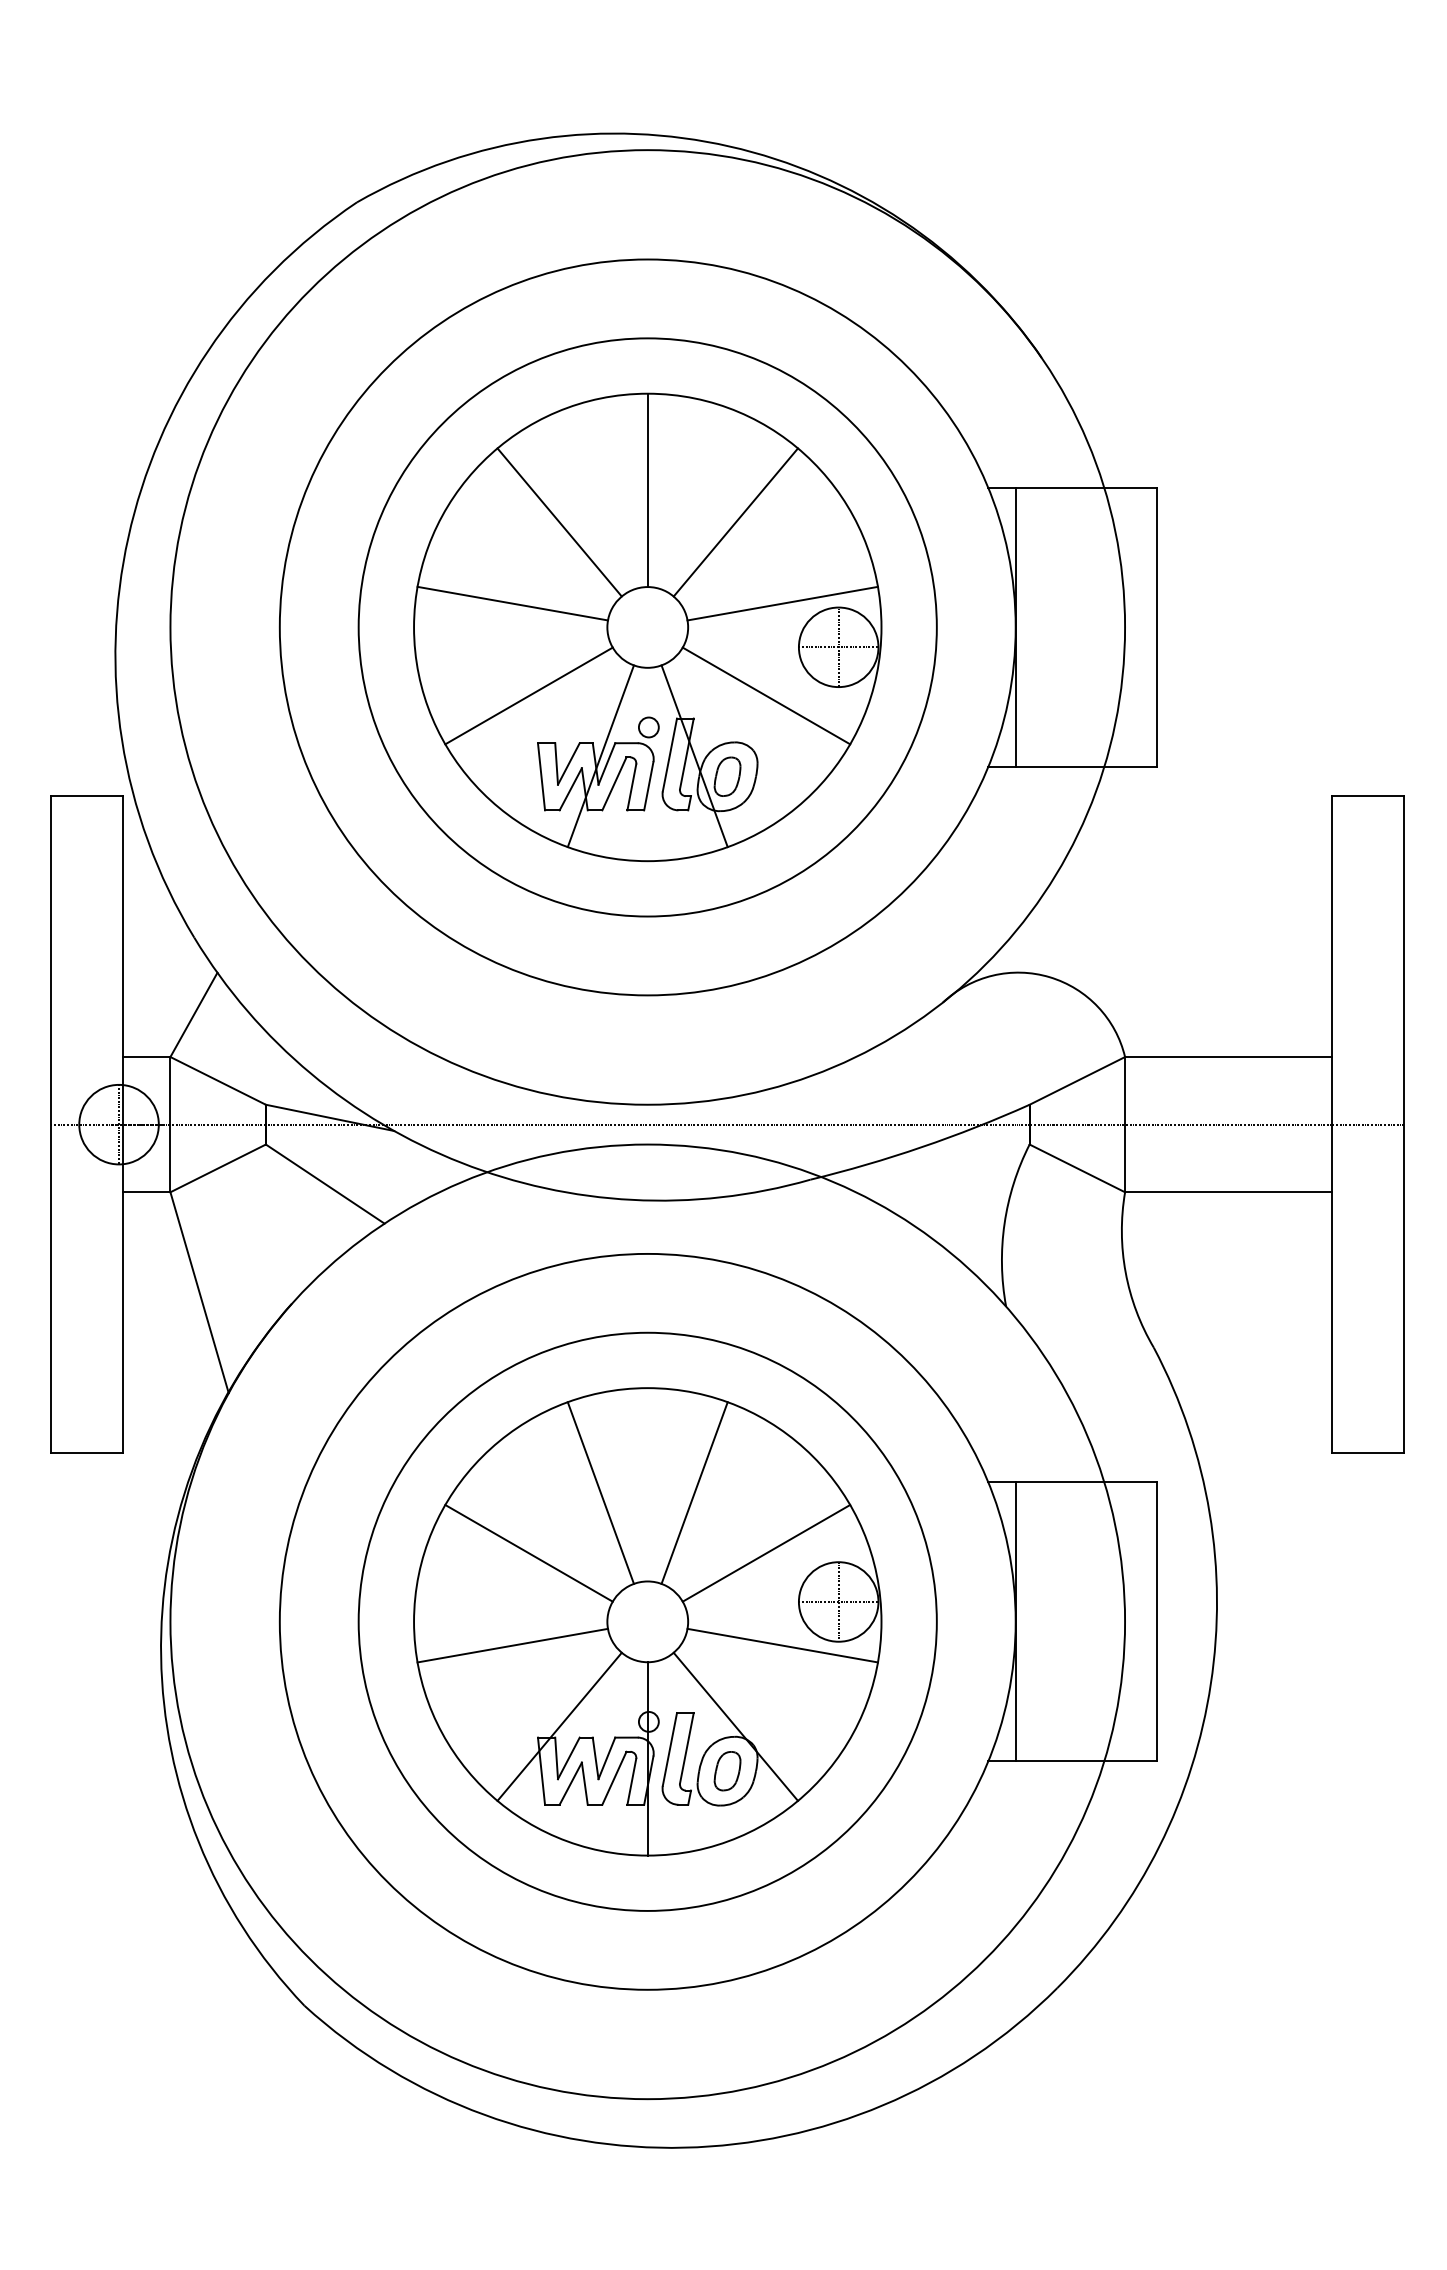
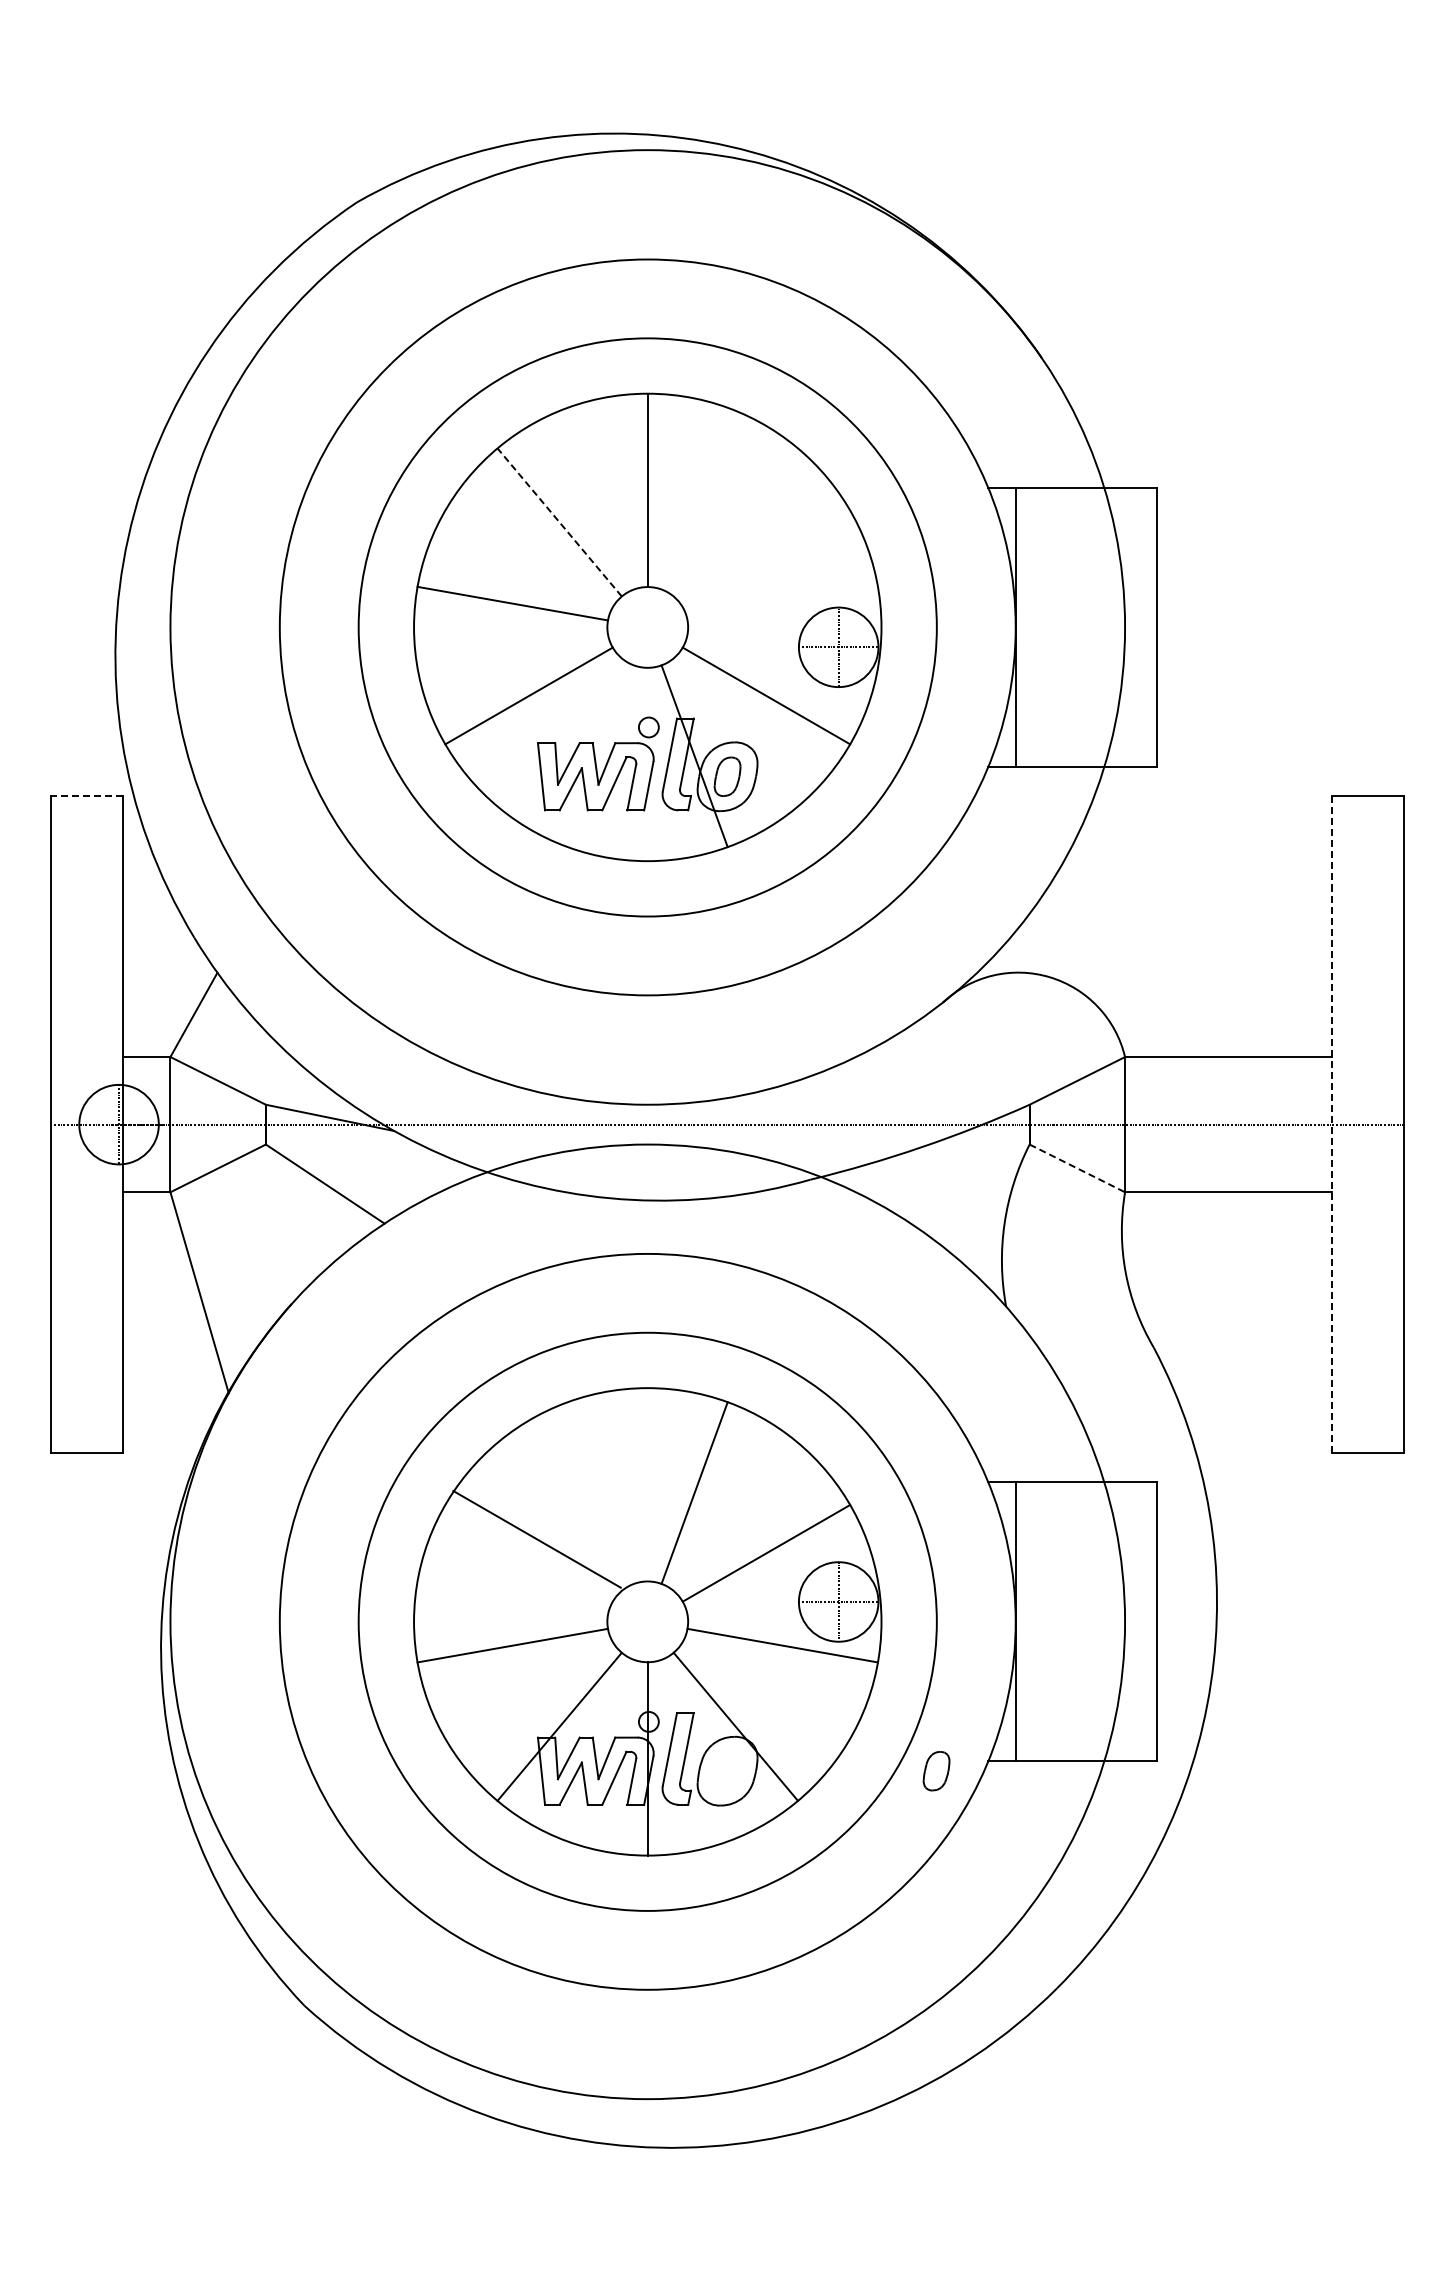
line: solid -> dashed (559, 522)
line: present -> none (735, 522)
line: present -> none (782, 603)
line: present -> none (600, 756)
line: solid -> dashed (86, 796)
line: solid -> dashed (1331, 1125)
line: solid -> dashed (1077, 1168)
line: present -> none (600, 1492)
line position: (528, 1553) -> (536, 1539) (536, 1539)
part position: (727, 1771) -> (936, 1771) (936, 1771)
